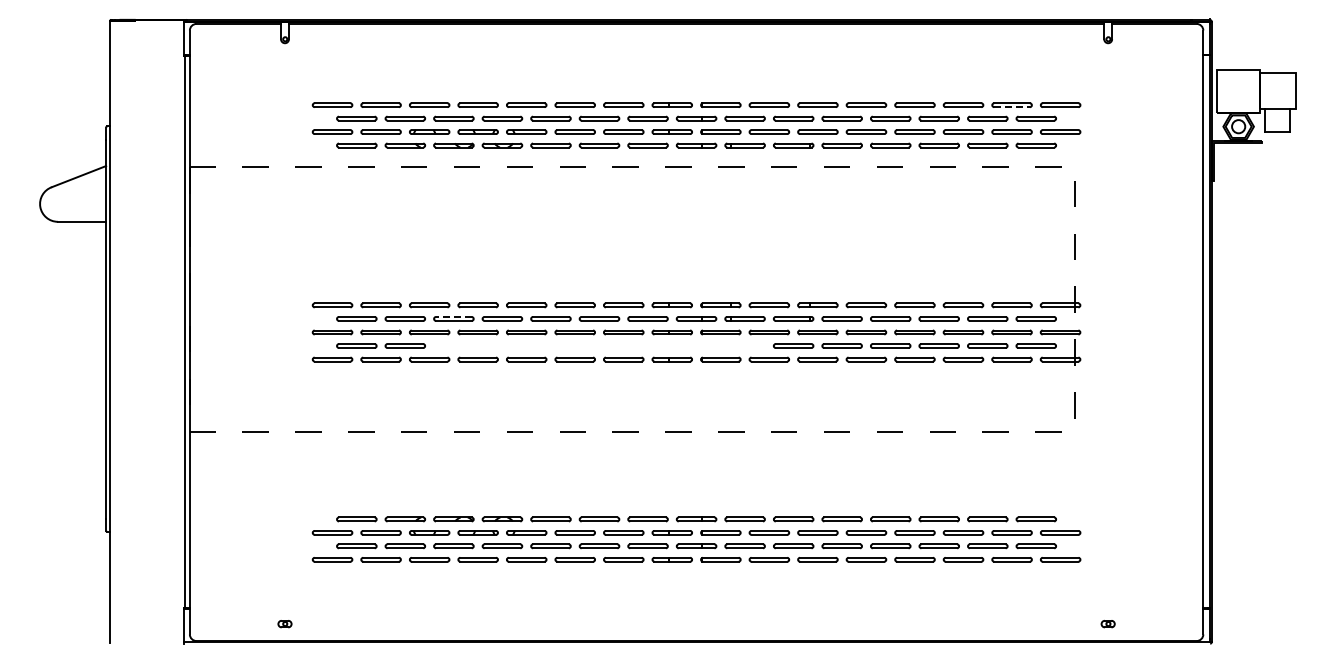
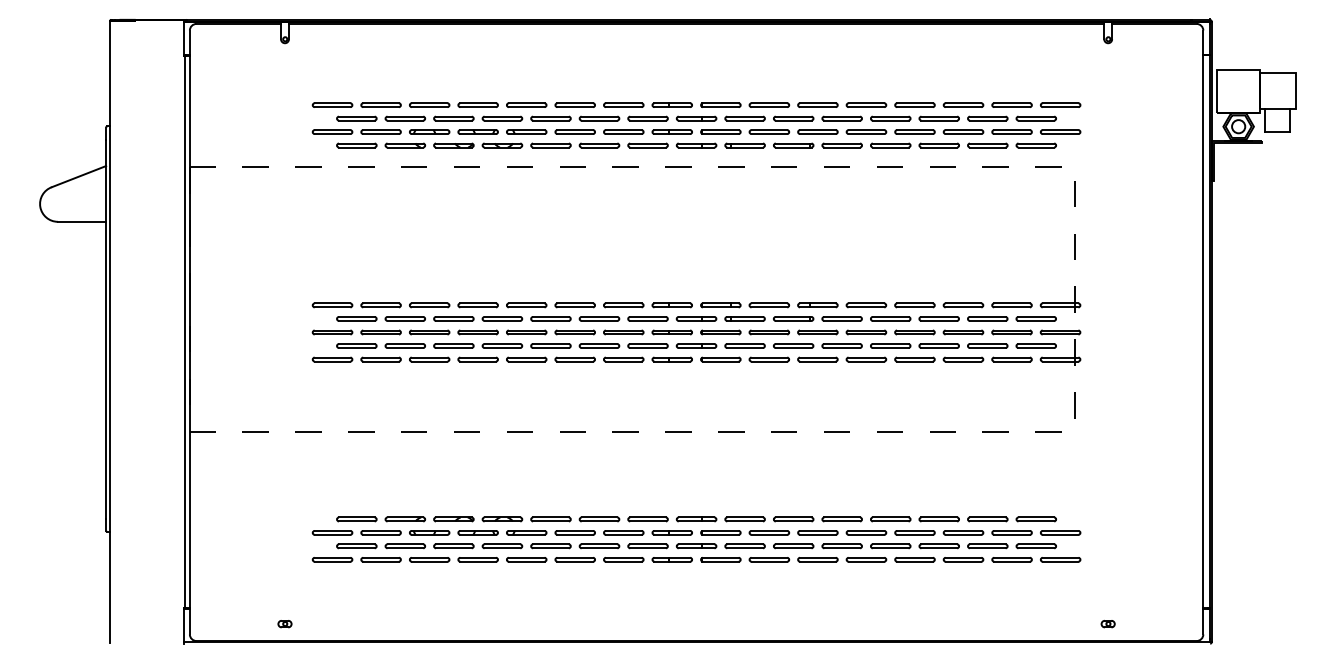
line: dashed -> solid (1012, 107)
line: dashed -> solid (453, 316)
part: none -> present (599, 345)
